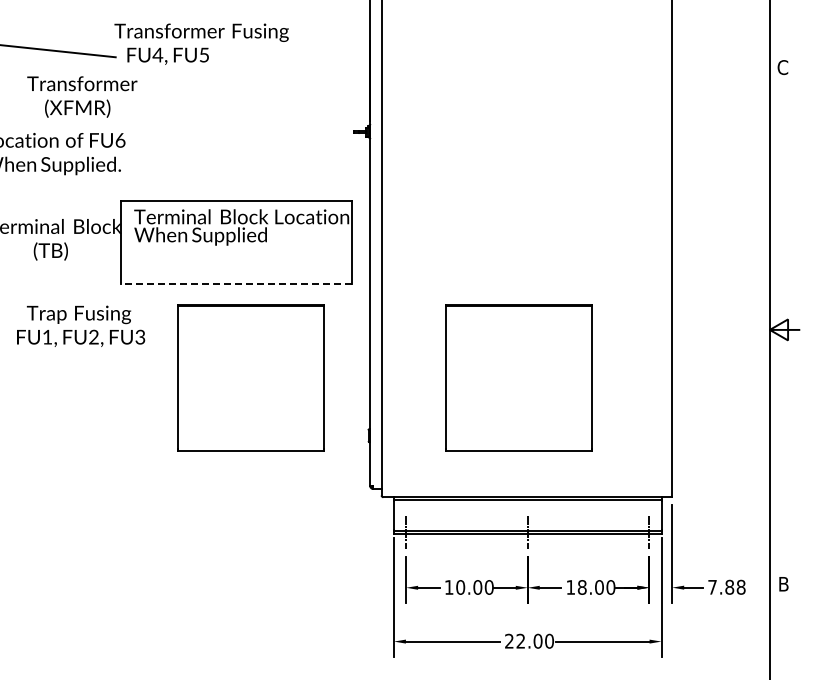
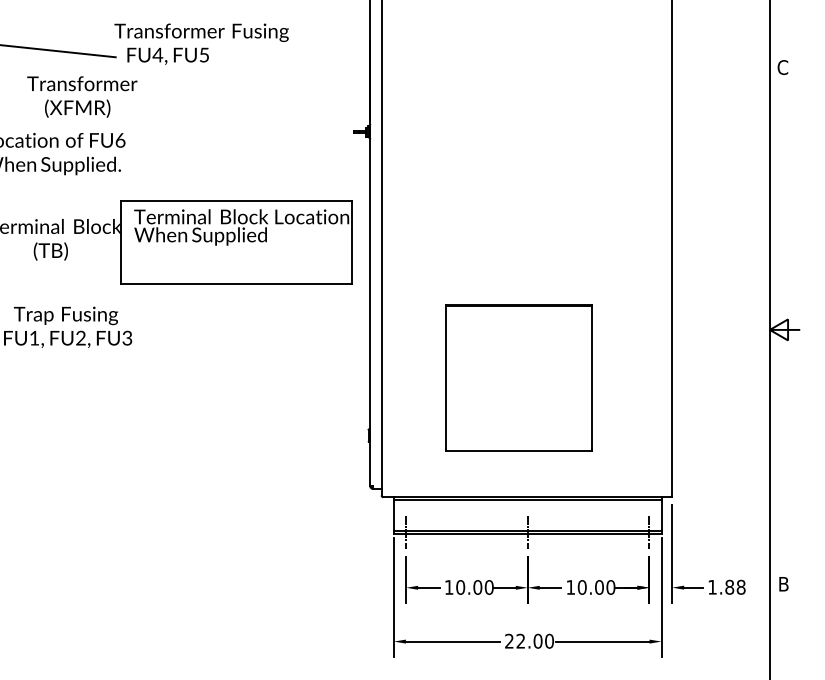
line: dashed -> solid (236, 284)
text position: (81, 325) -> (68, 326) (68, 326)
part: present -> none (250, 377)
text: 18.00 -> 10.00 (581, 587)
text: 7.88 -> 1.88 (712, 587)
